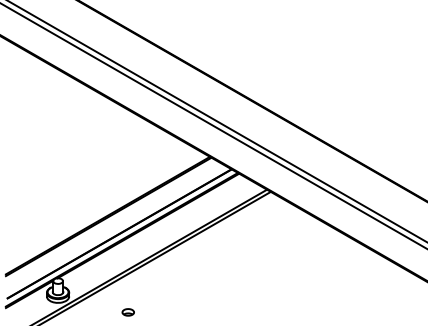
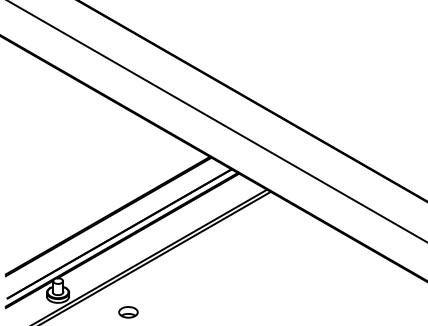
line: present -> none (213, 125)
part size: 14x9 px -> 21x13 px (128, 312)
